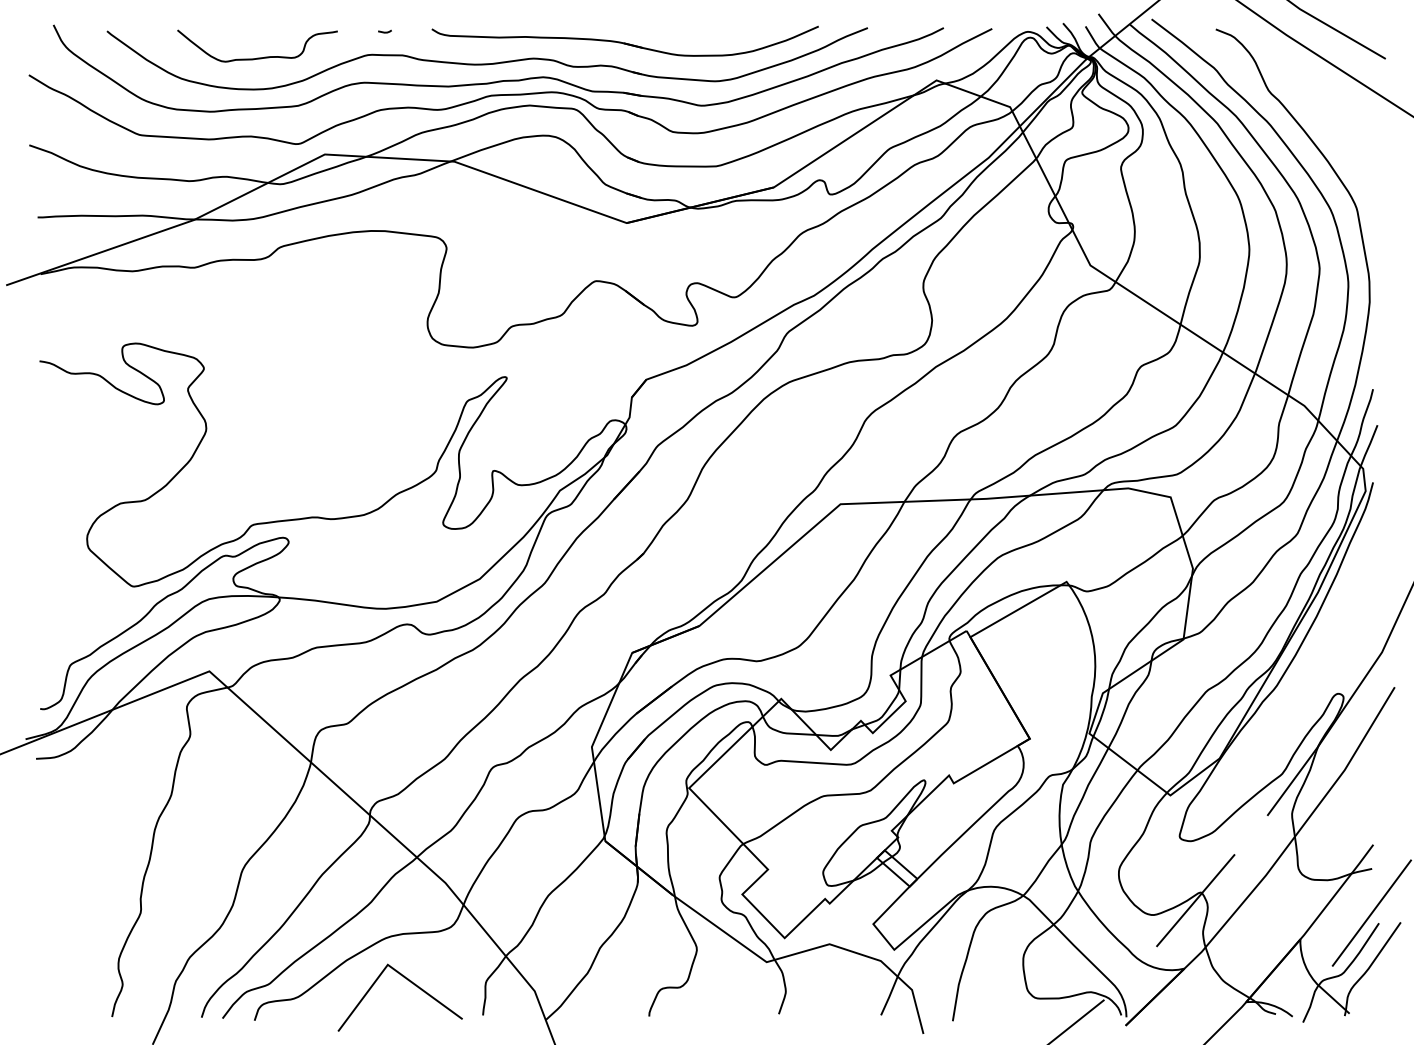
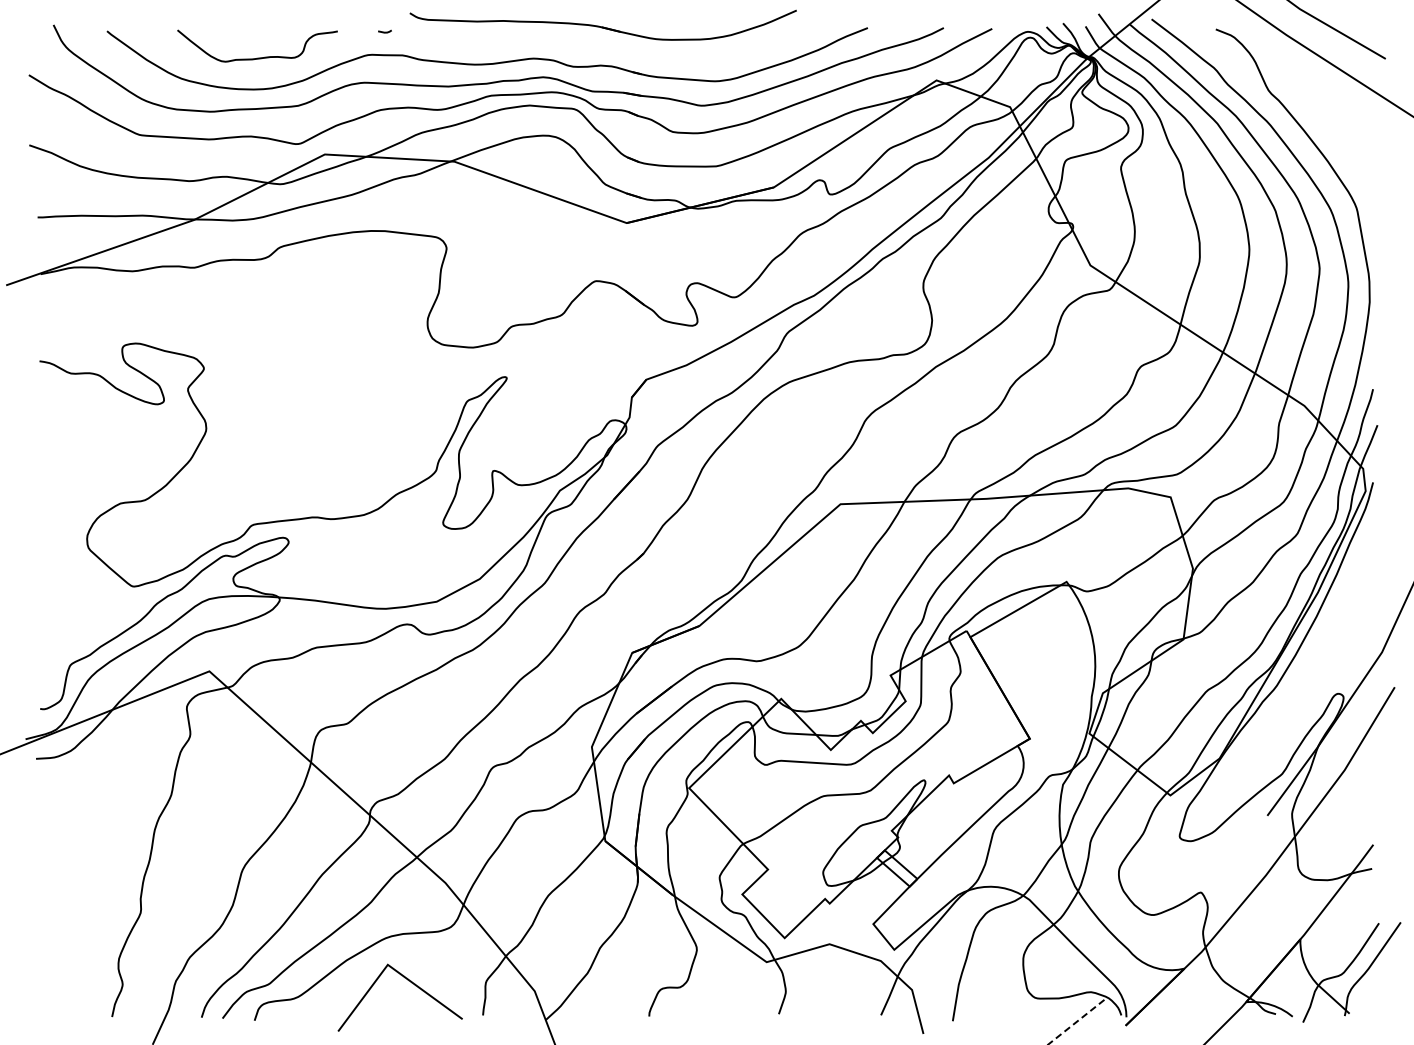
part position: (624, 40) -> (602, 24) (602, 24)
line: present -> none (1195, 900)
line: present -> none (1371, 912)
line: solid -> dashed (1076, 1022)
